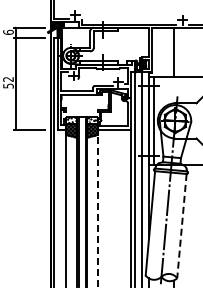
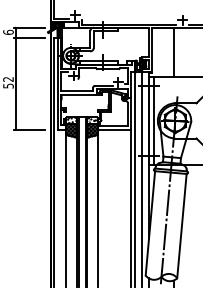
line: dashed -> solid (97, 210)
line: dashed -> solid (181, 226)
